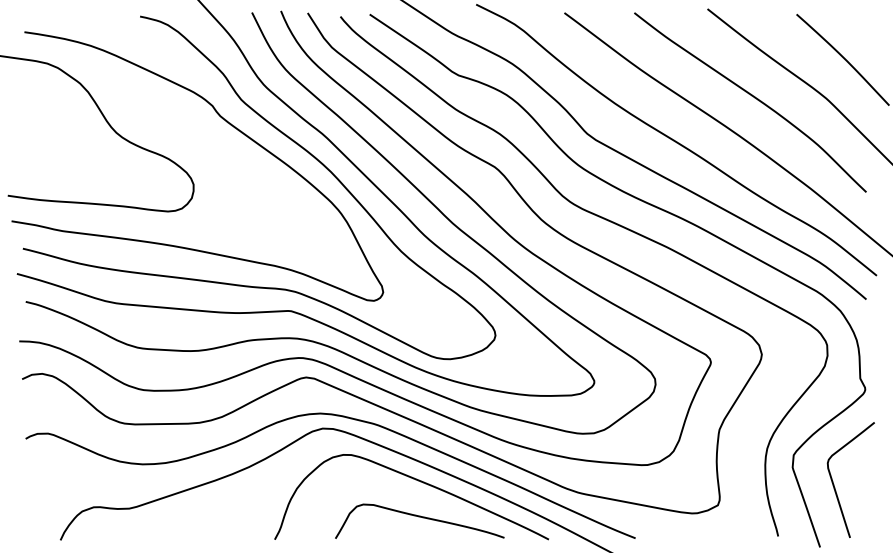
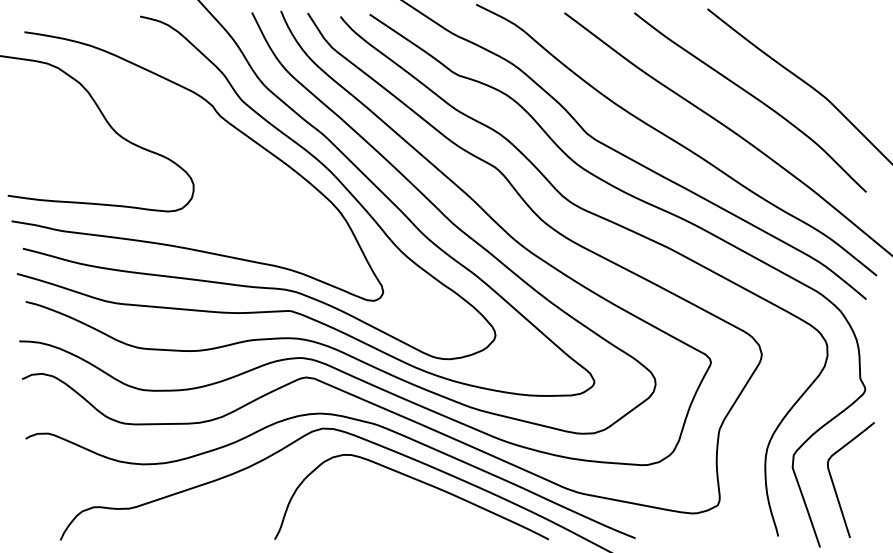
curve: present -> none (842, 58)
curve: present -> none (419, 517)
